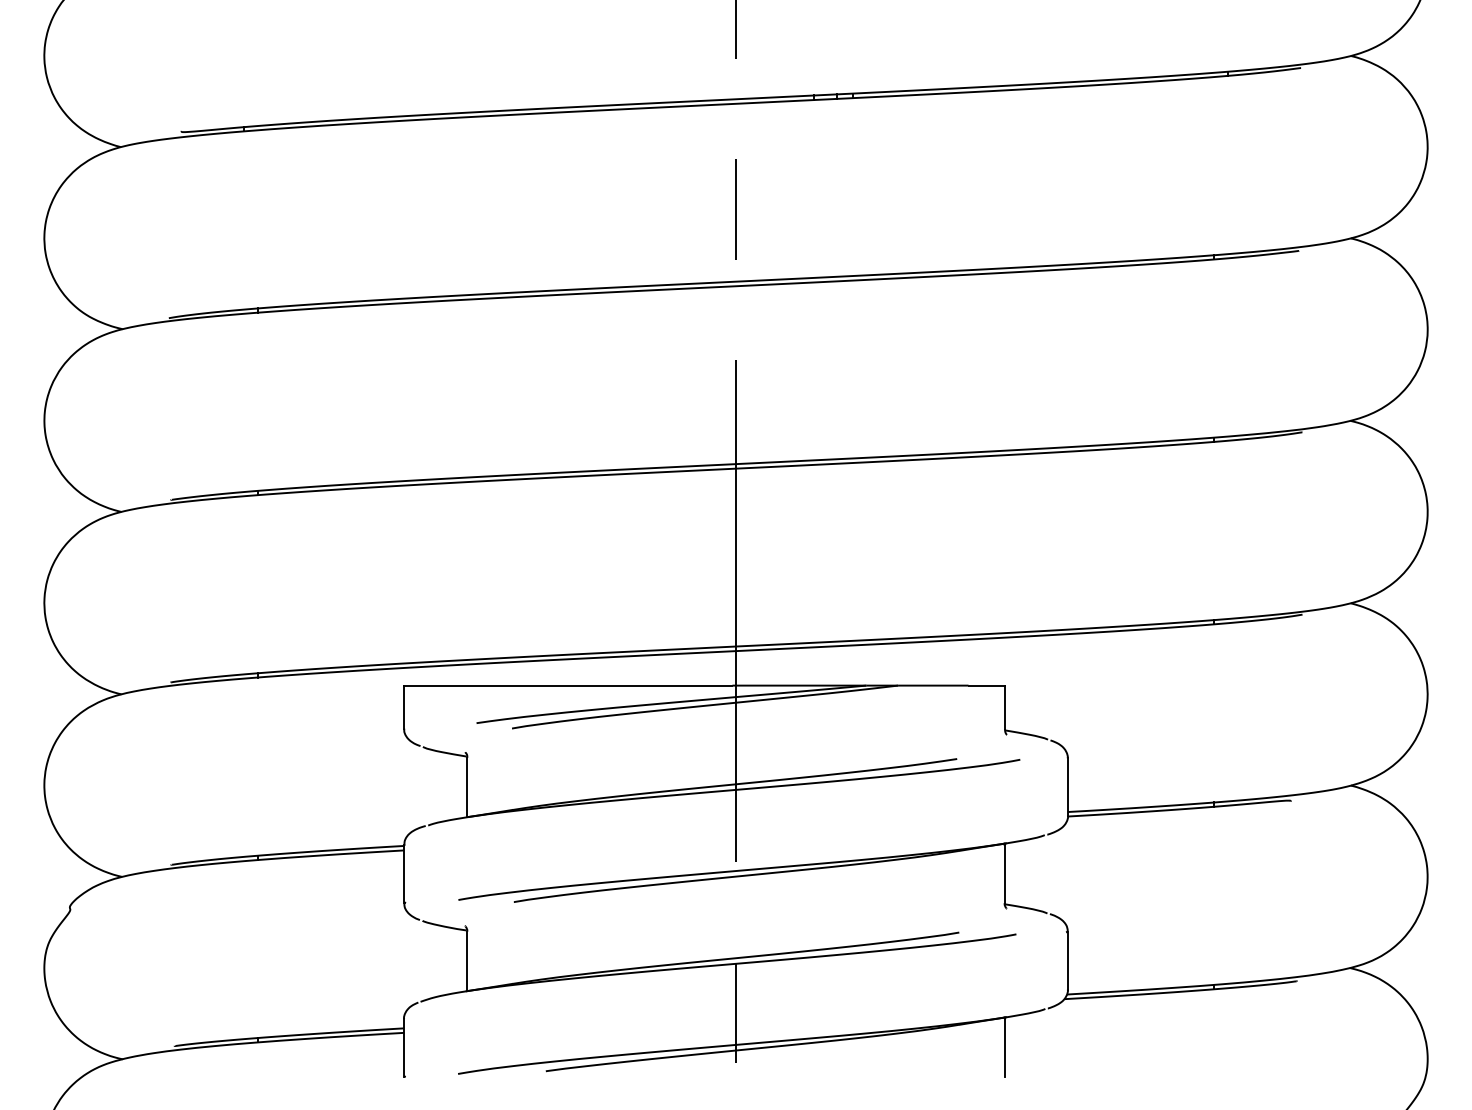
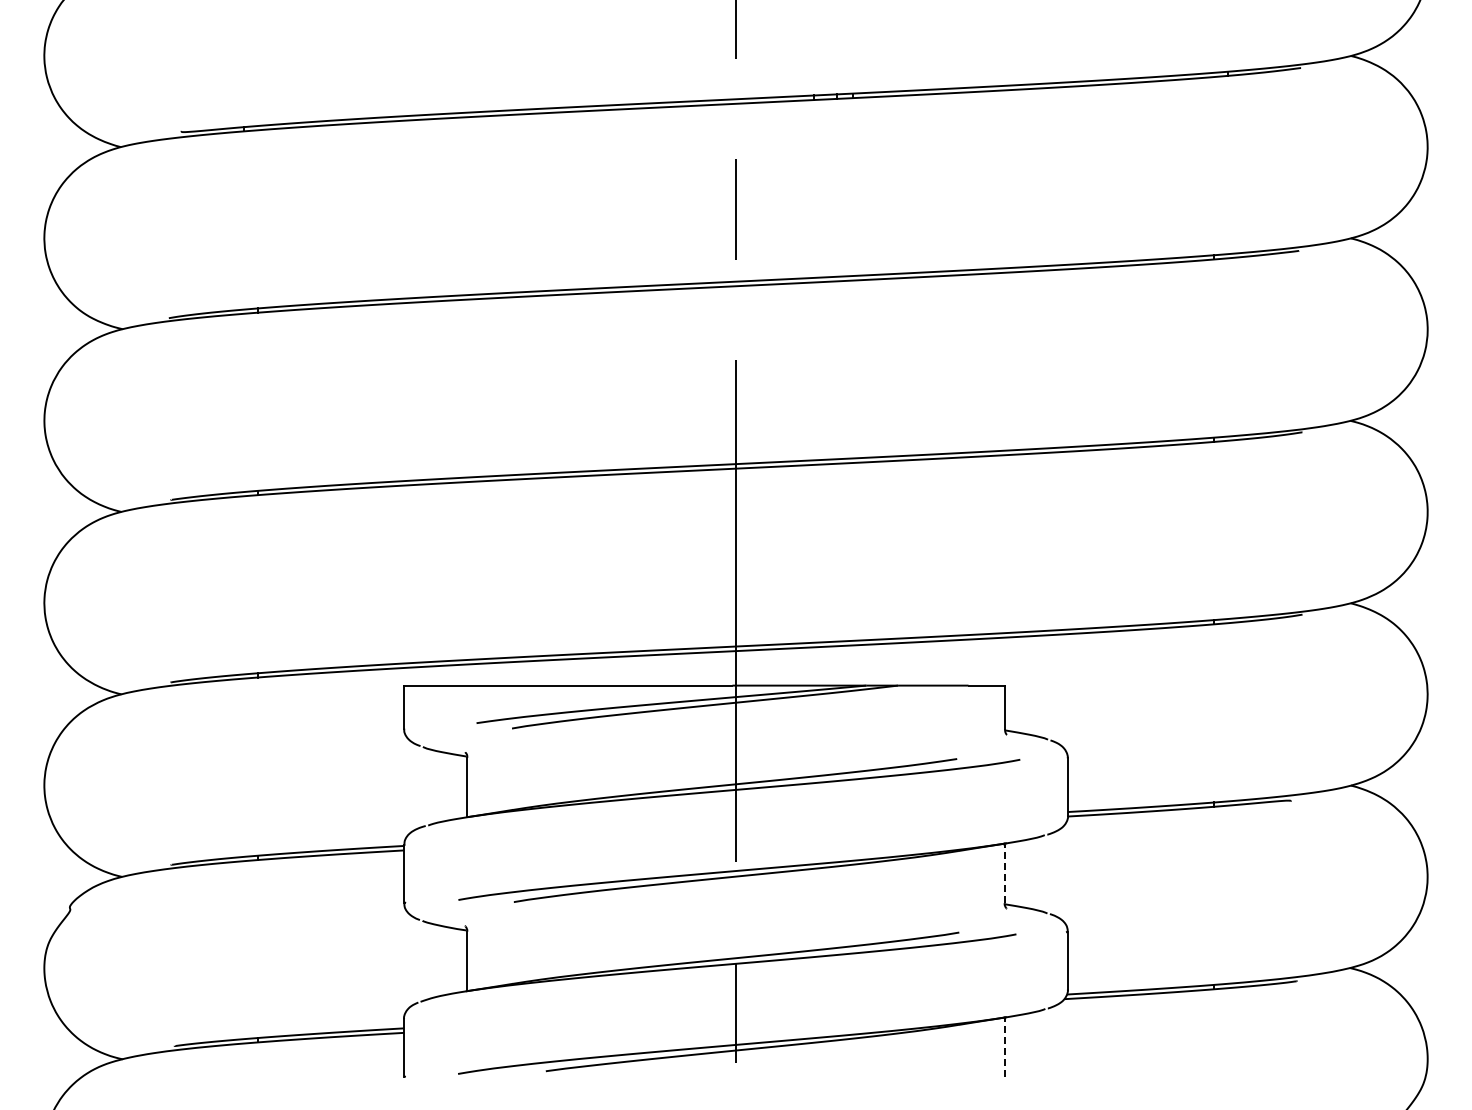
line: solid -> dashed (1004, 873)
line: solid -> dashed (1004, 1047)
